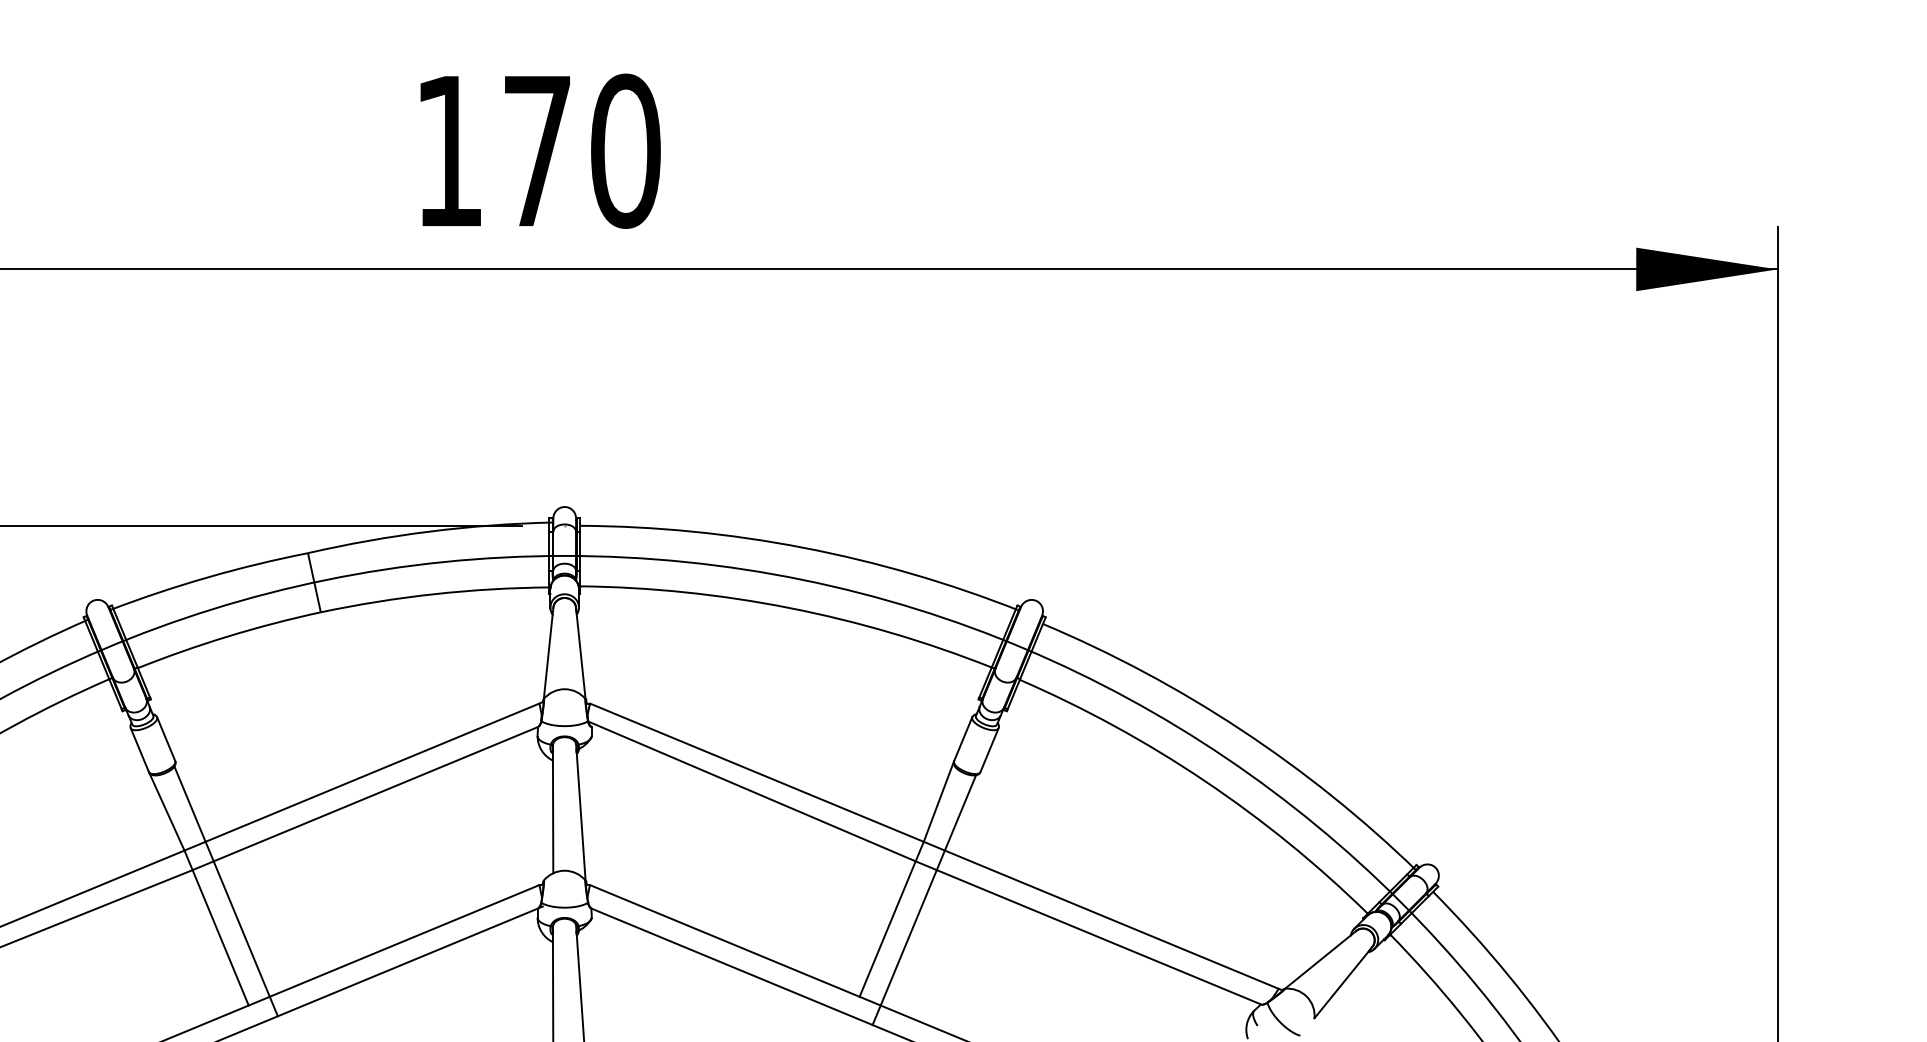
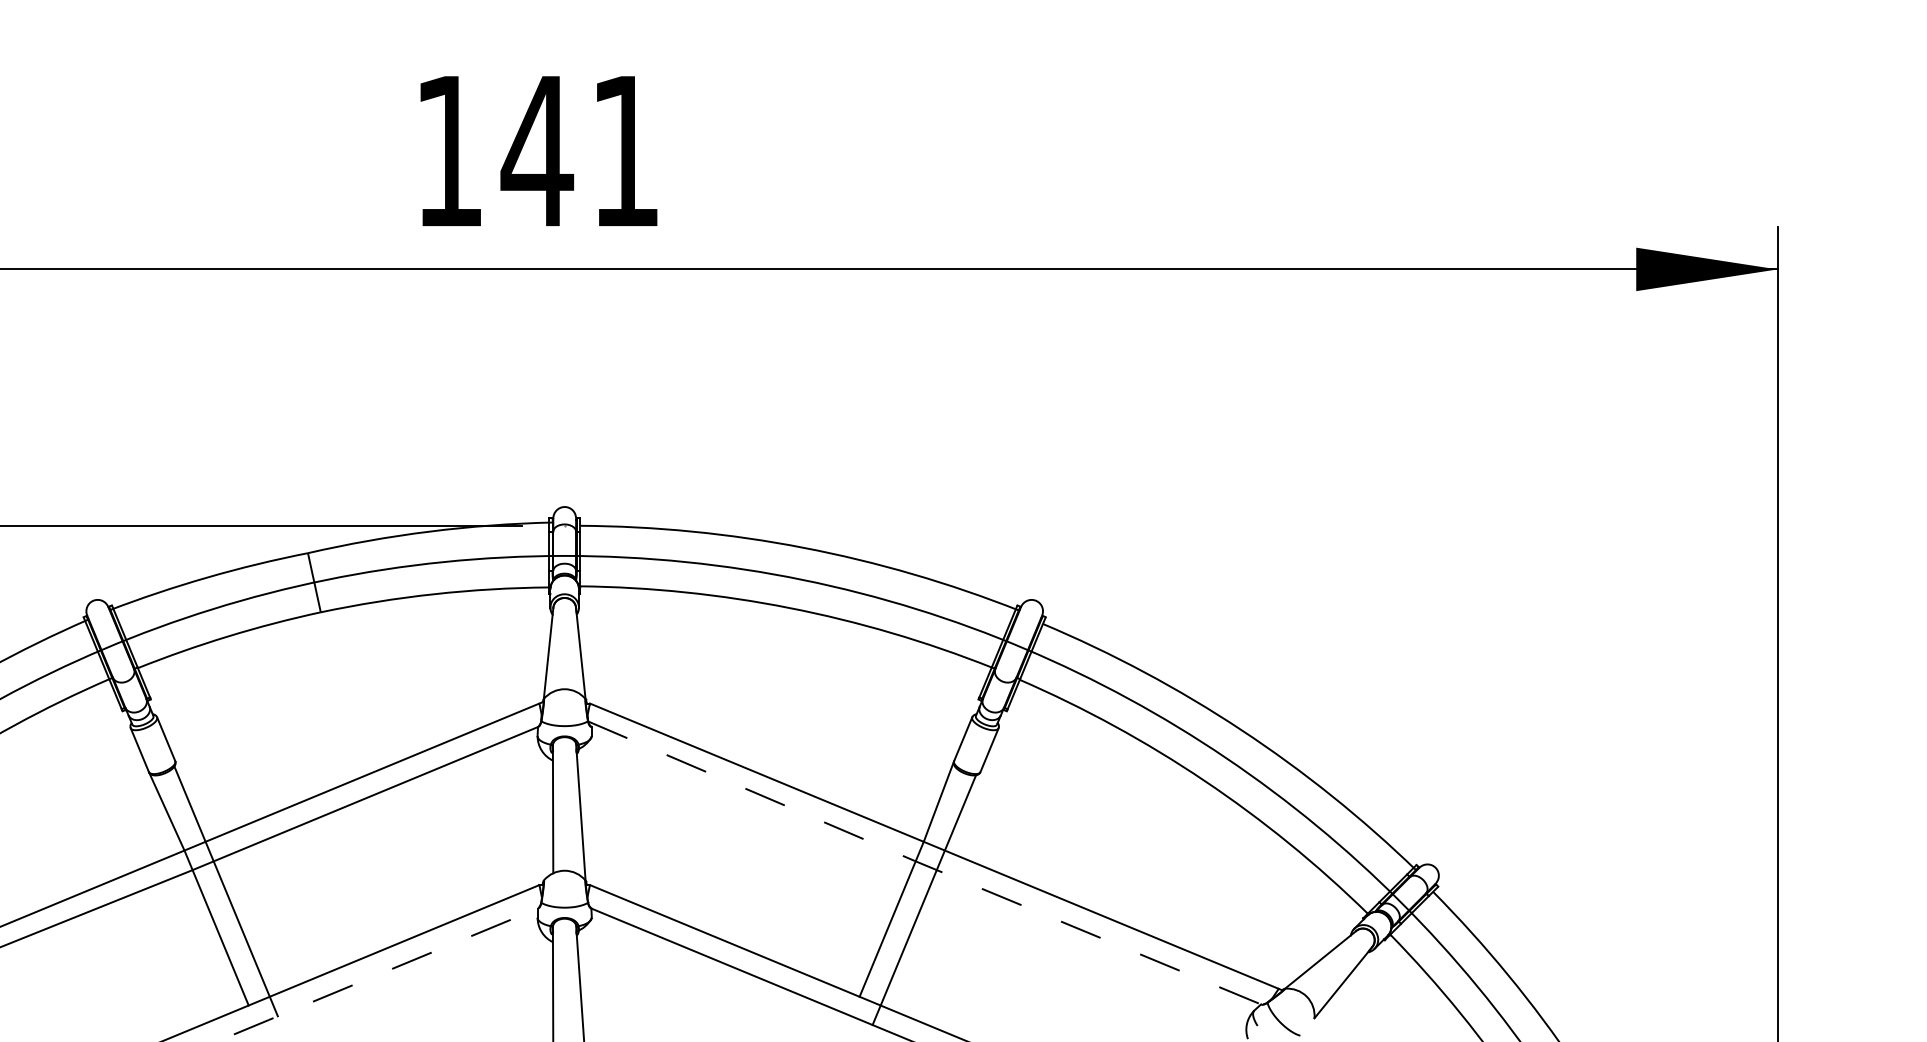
text: 170 -> 141 (580, 150)
line: solid -> dashed (923, 864)
line: solid -> dashed (379, 974)
